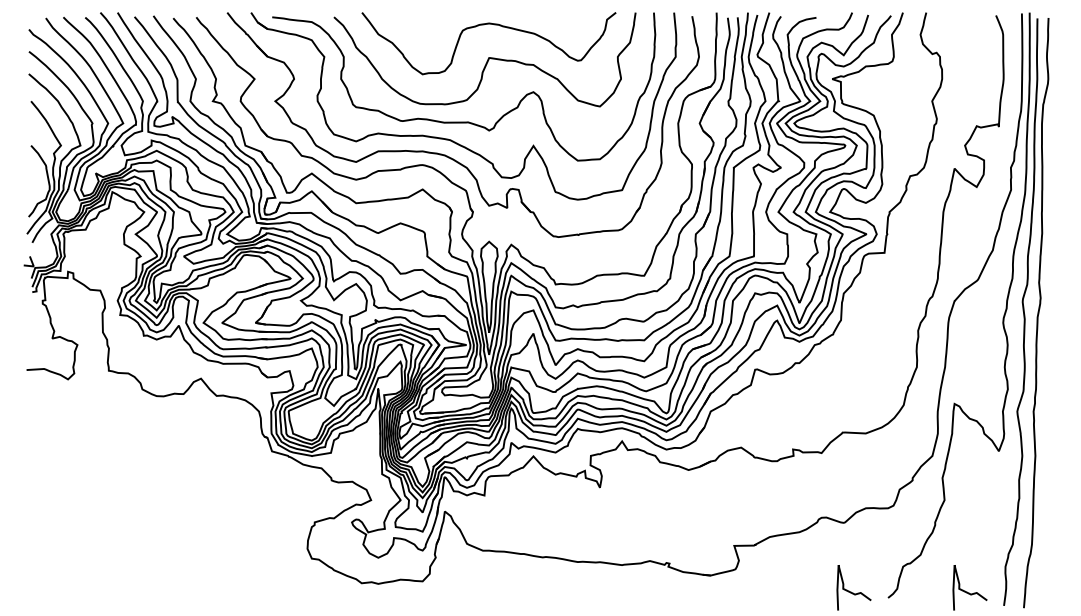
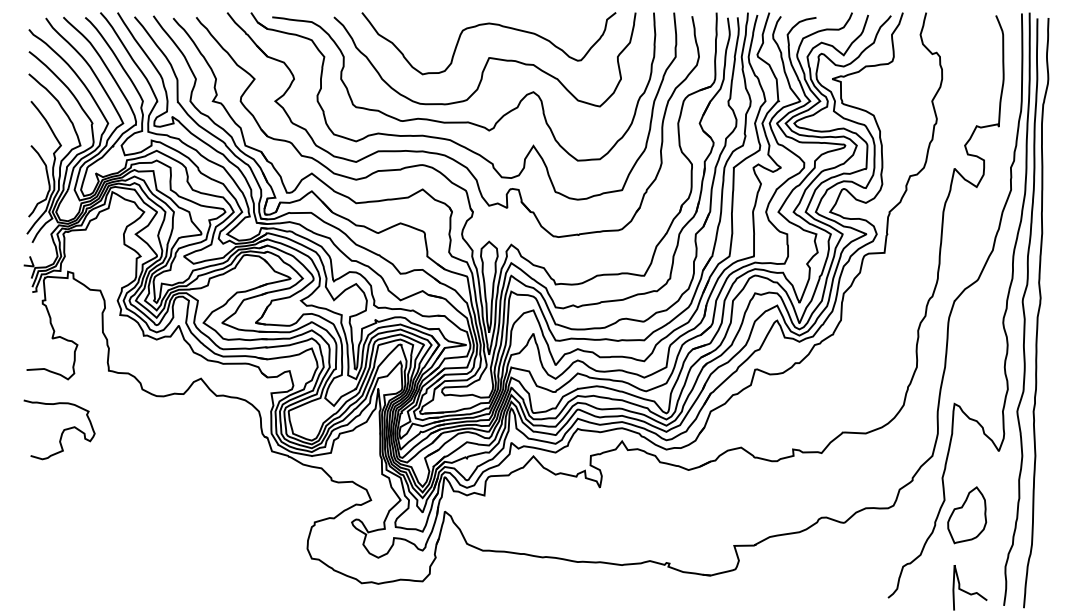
curve: none -> present (62, 431)
part: none -> present (967, 515)
curve: present -> none (851, 591)
